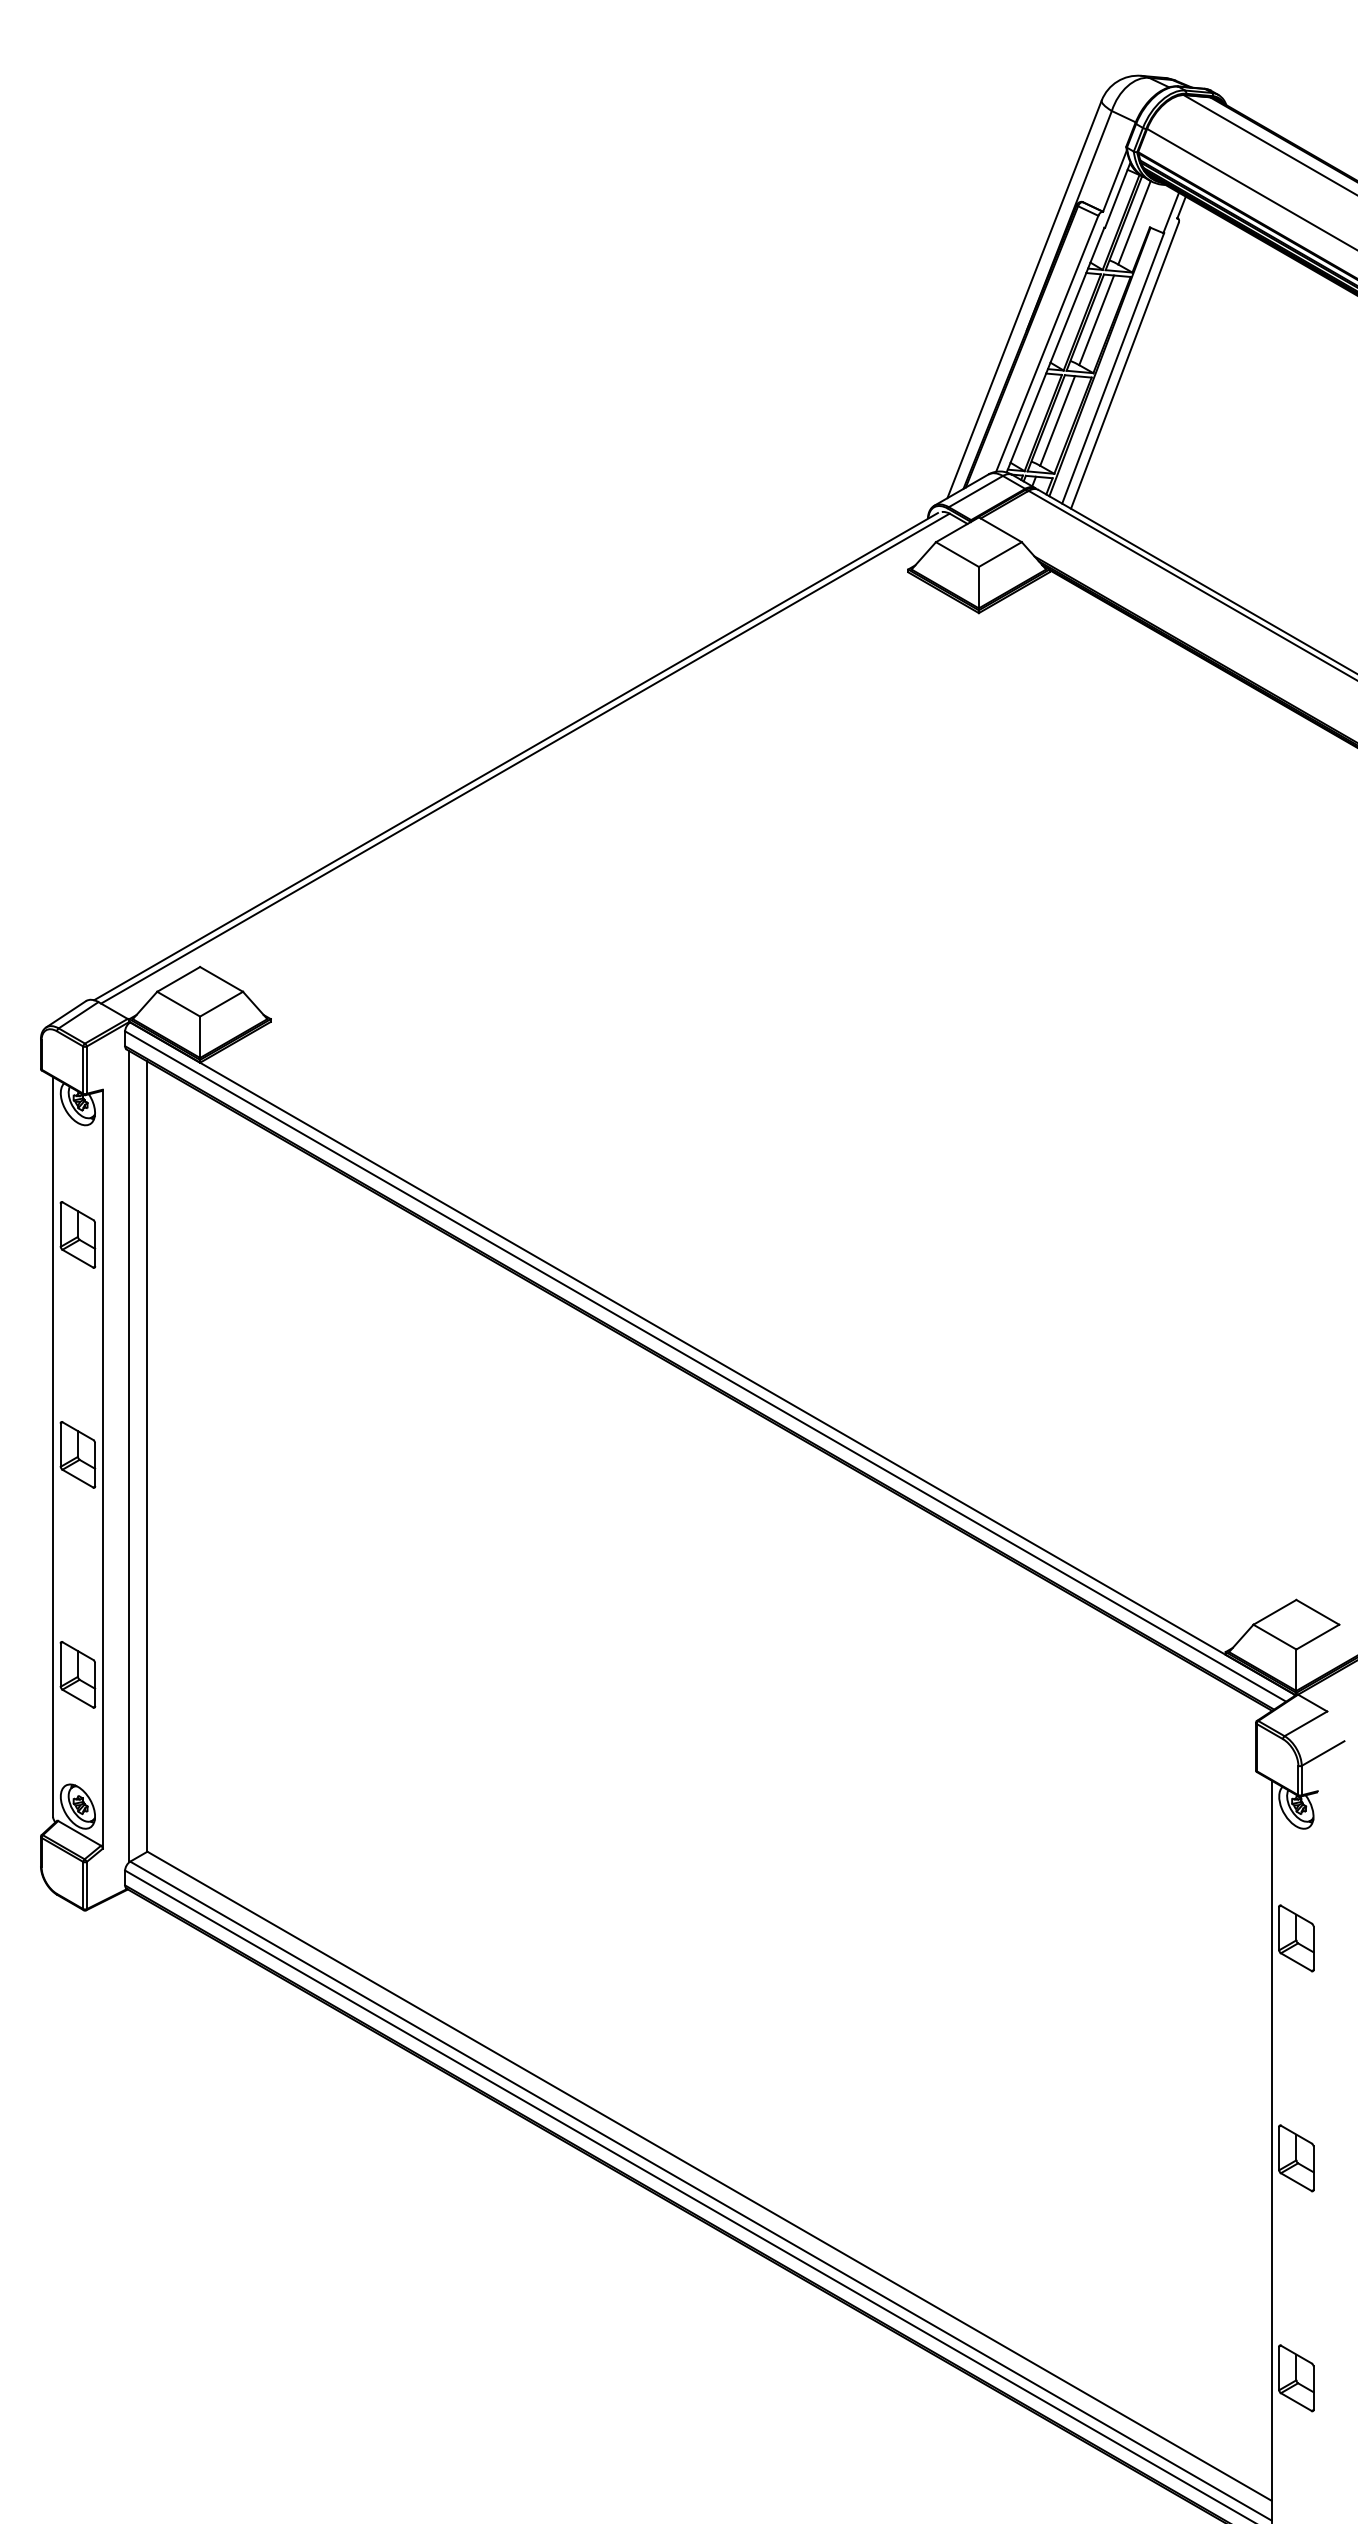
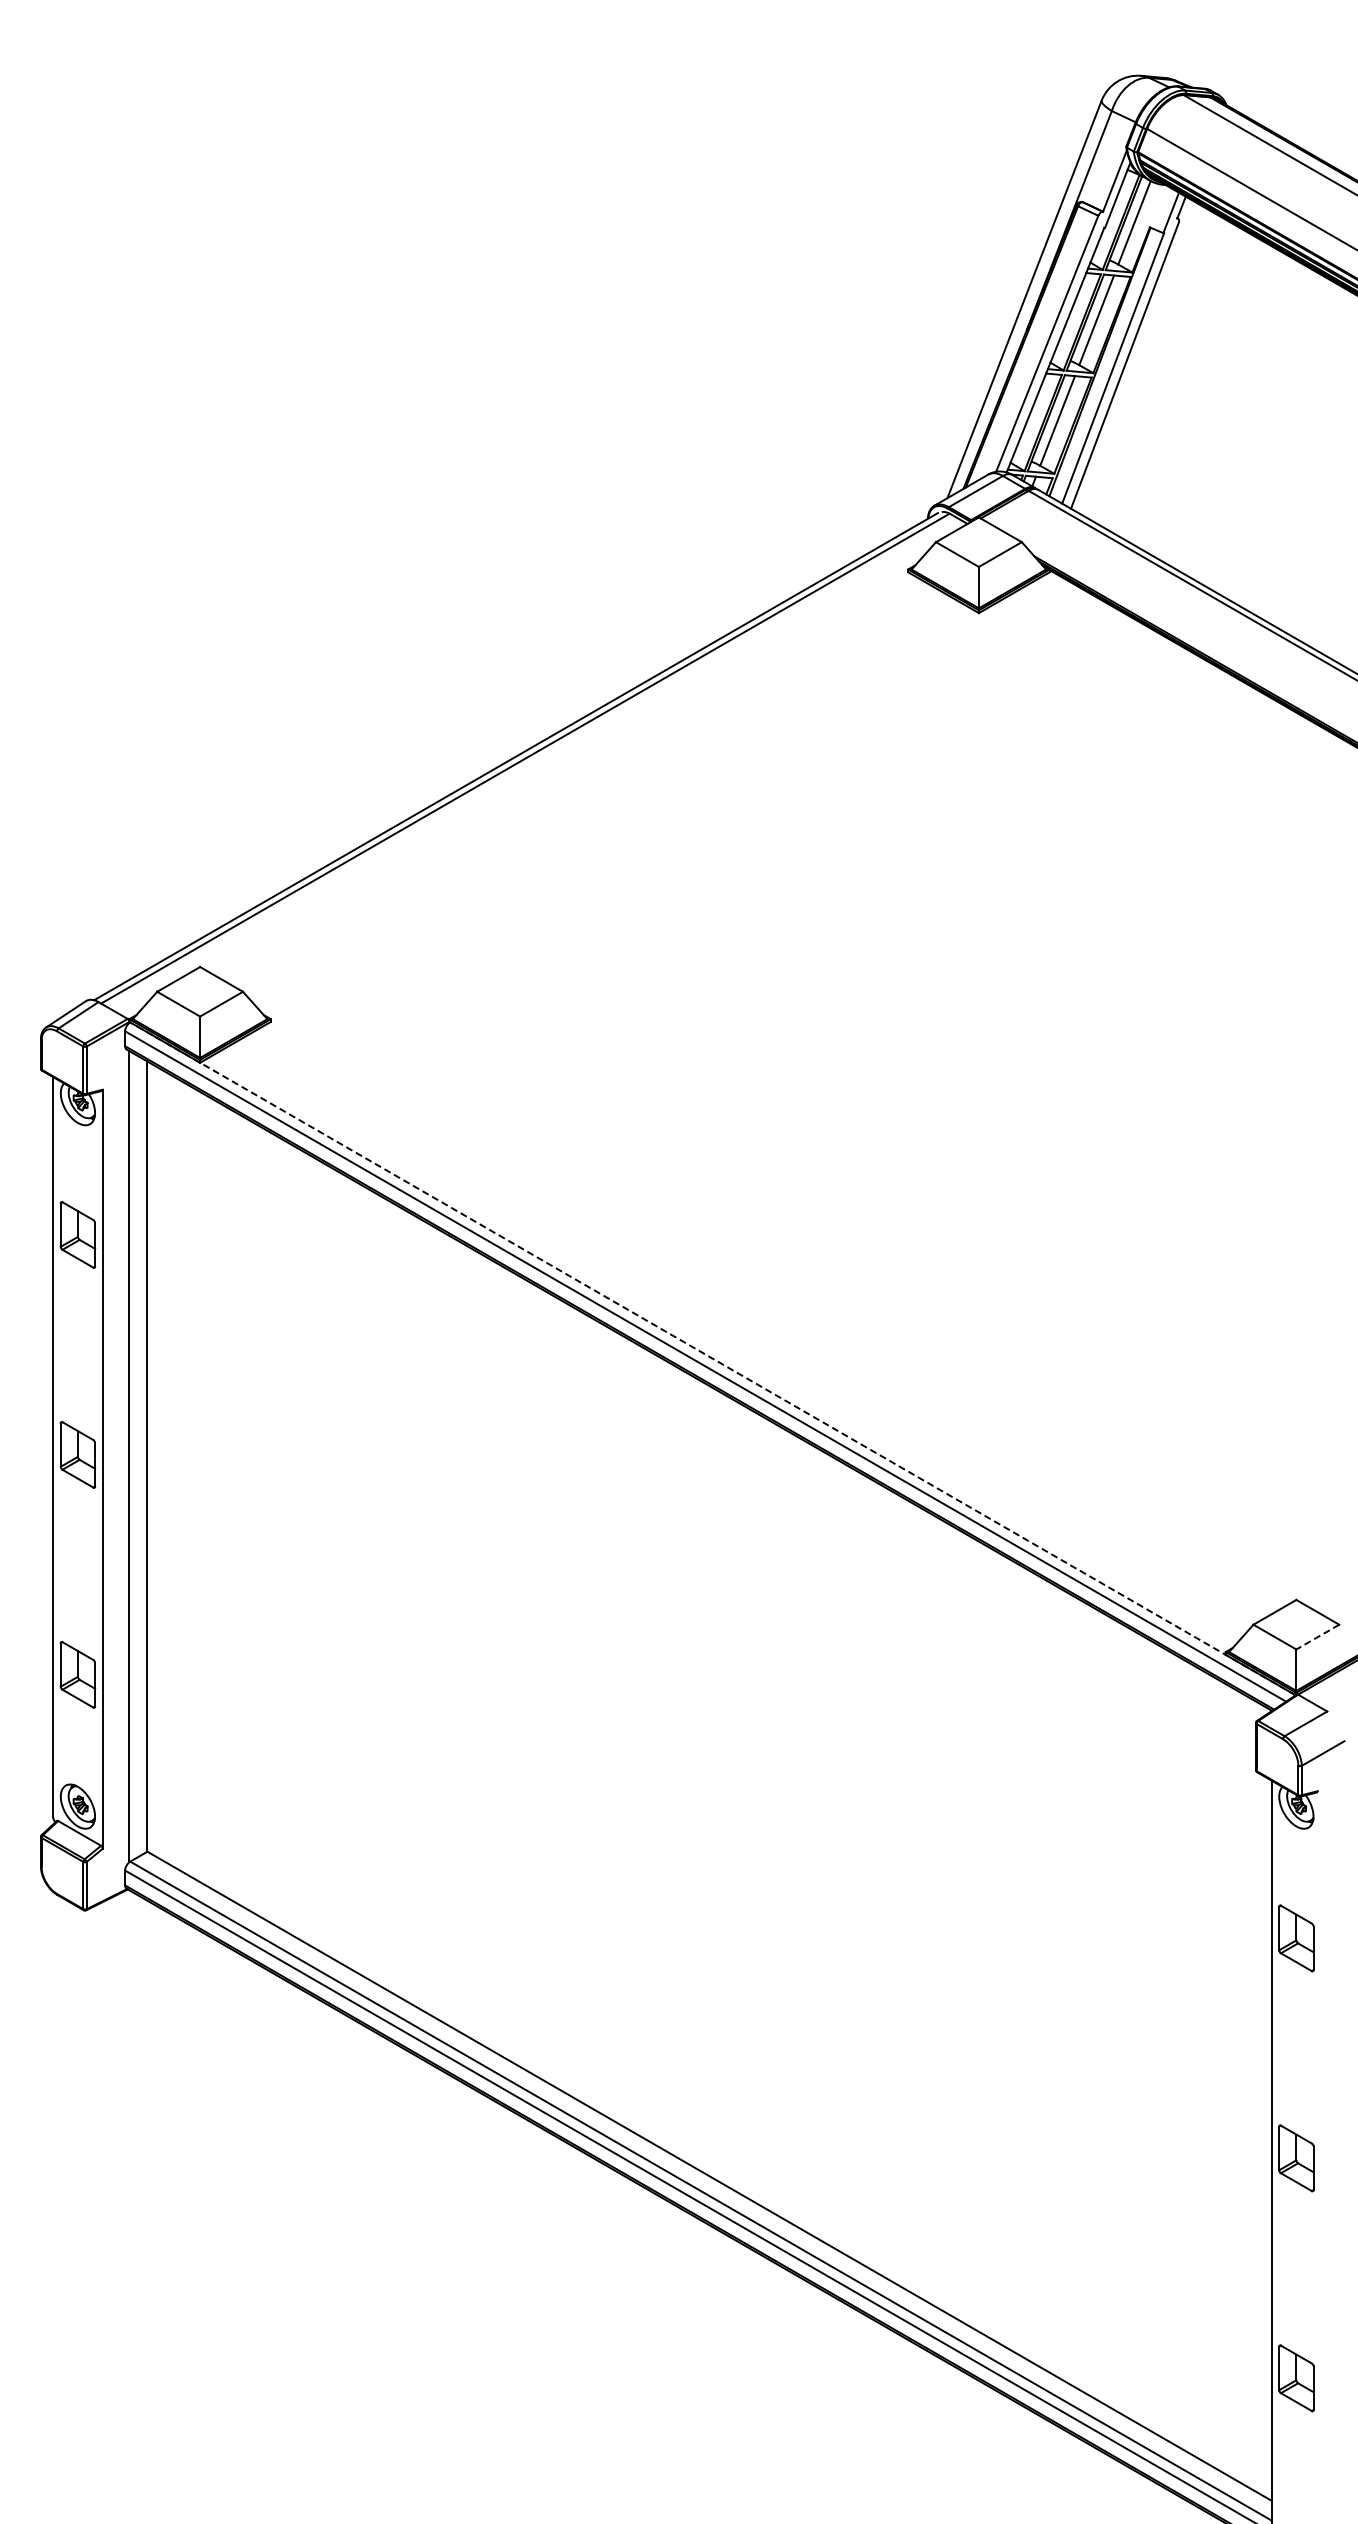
line: solid -> dashed (712, 1358)
line: solid -> dashed (1317, 1637)
